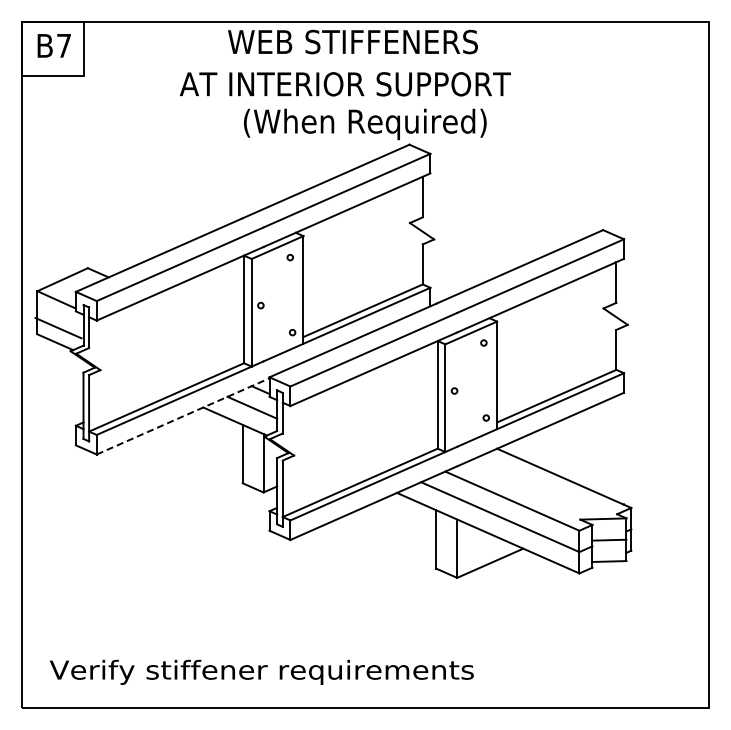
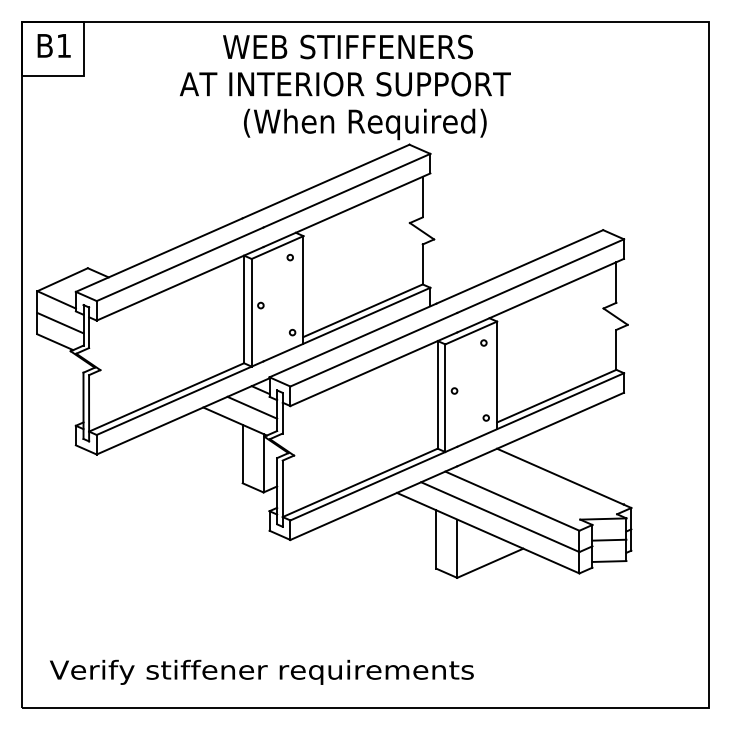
text position: (352, 41) -> (347, 46) (347, 46)
text: B7 -> B1 (63, 45)
line position: (58, 327) -> (60, 322) (60, 322)
line: dashed -> solid (184, 415)
